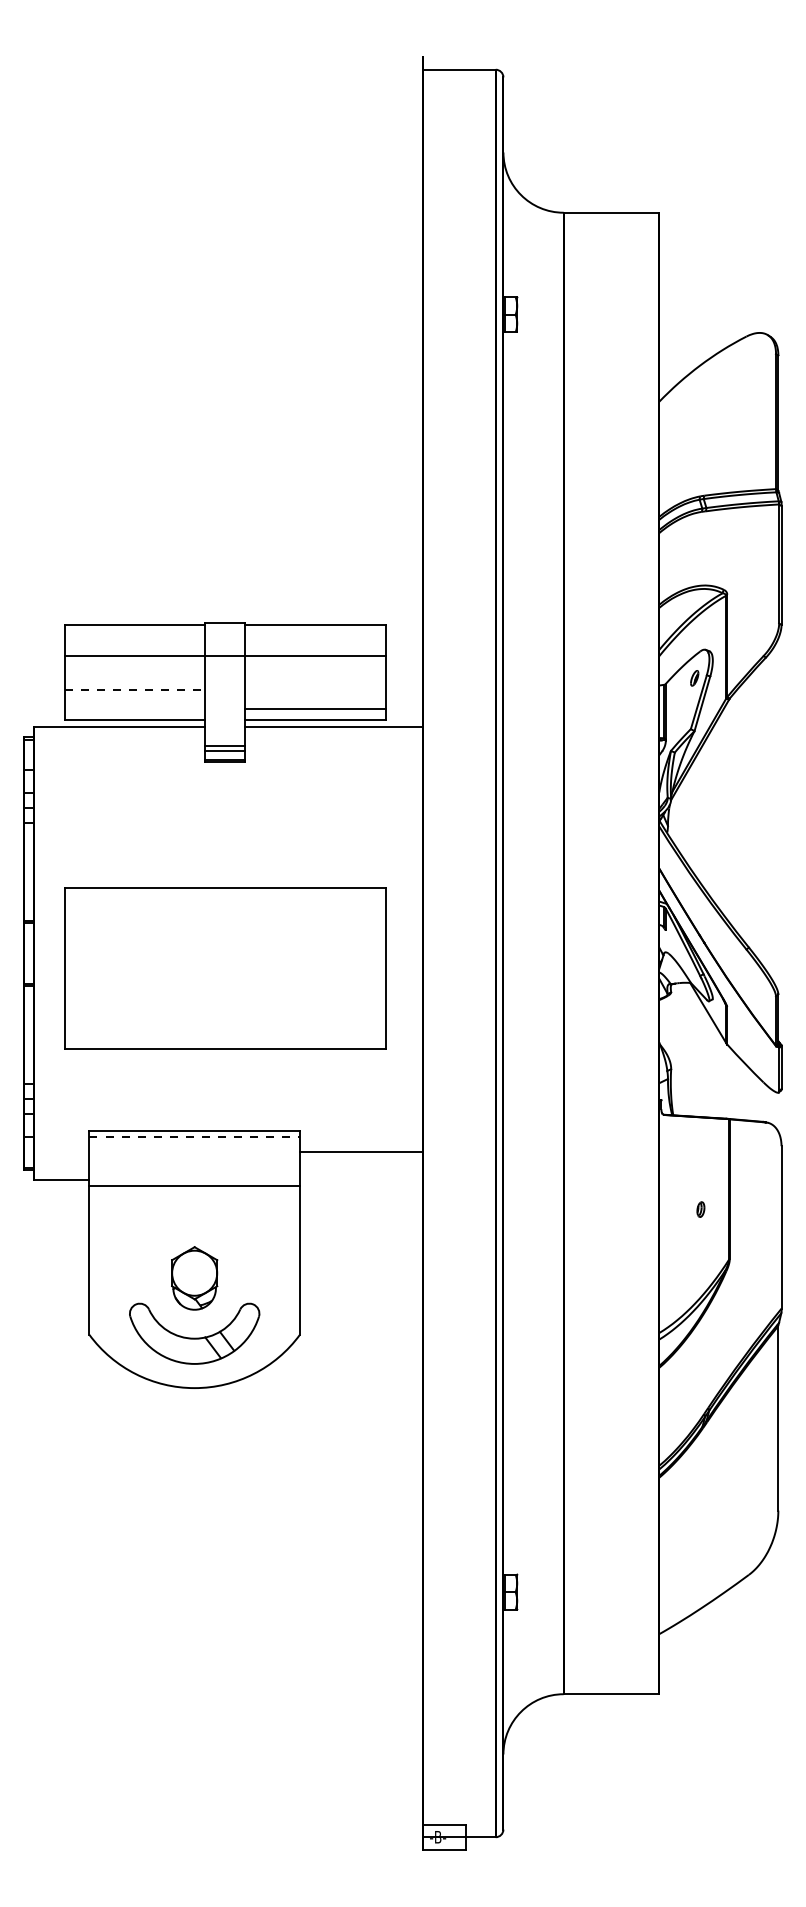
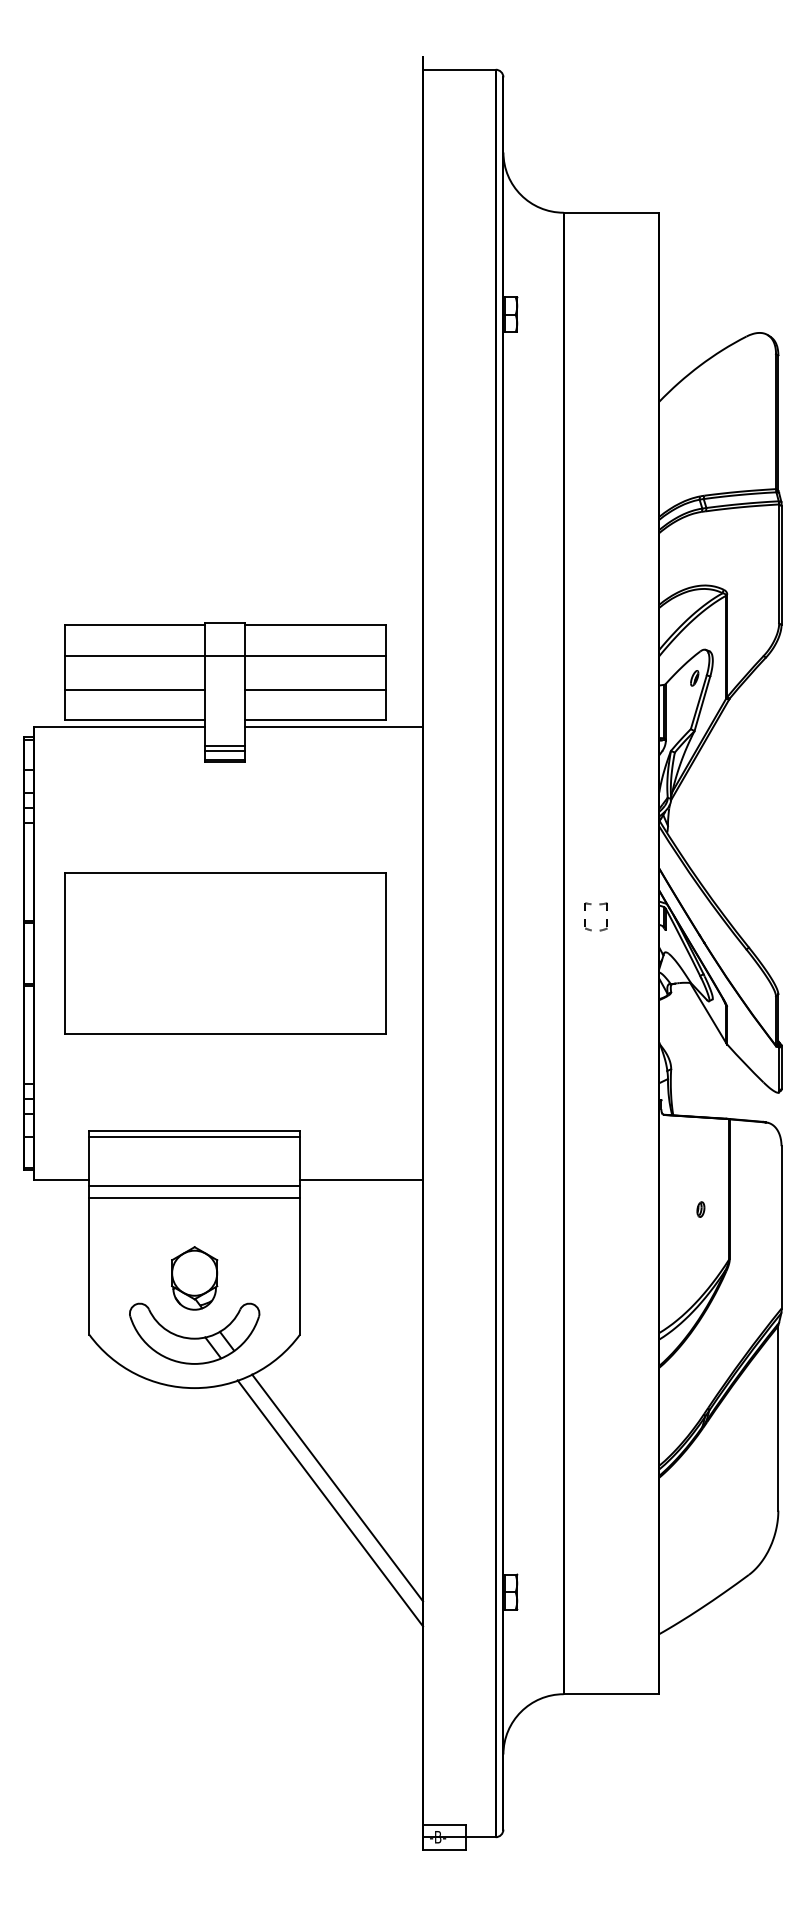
line: dashed -> solid (135, 689)
line position: (315, 708) -> (315, 689) (315, 689)
part: none -> present (585, 919)
part position: (225, 968) -> (225, 953) (225, 953)
line: dashed -> solid (195, 1136)
line position: (361, 1151) -> (361, 1179) (361, 1179)
line: none -> present (194, 1197)
line: none -> present (337, 1487)
line: none -> present (330, 1503)
